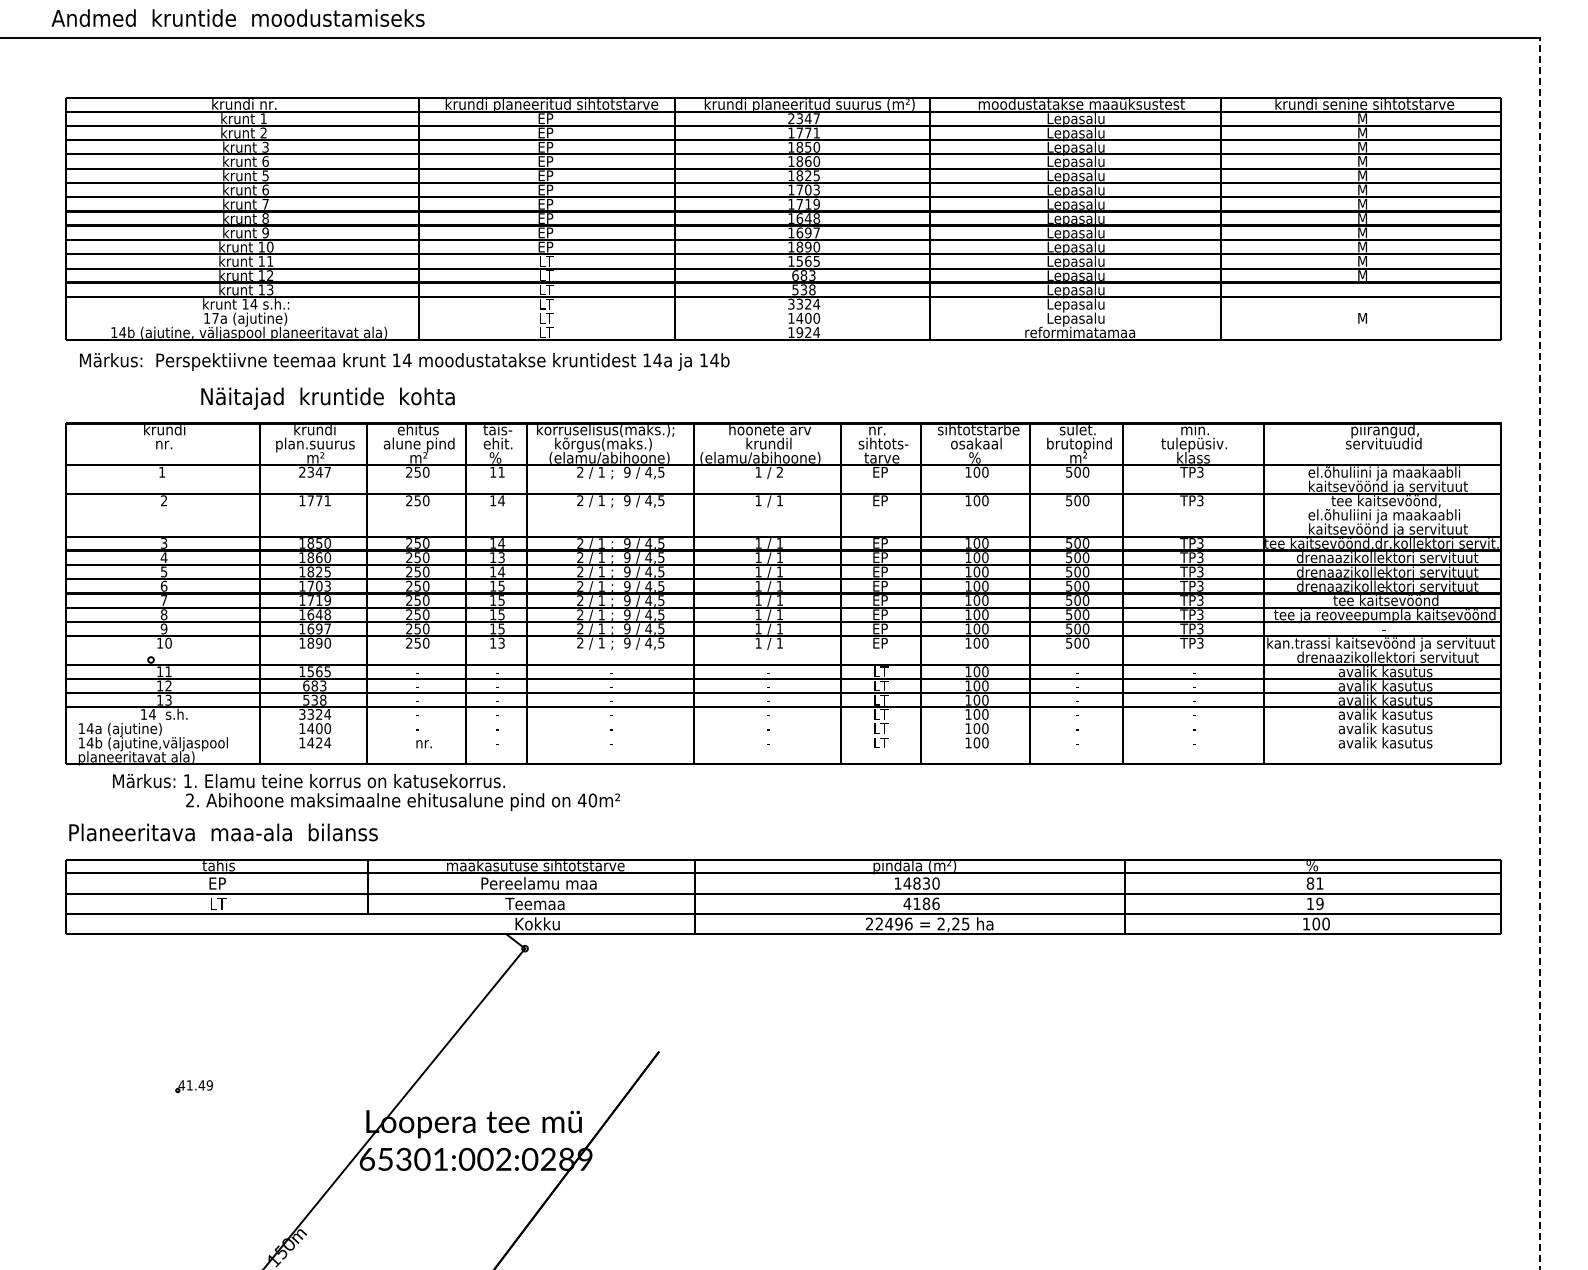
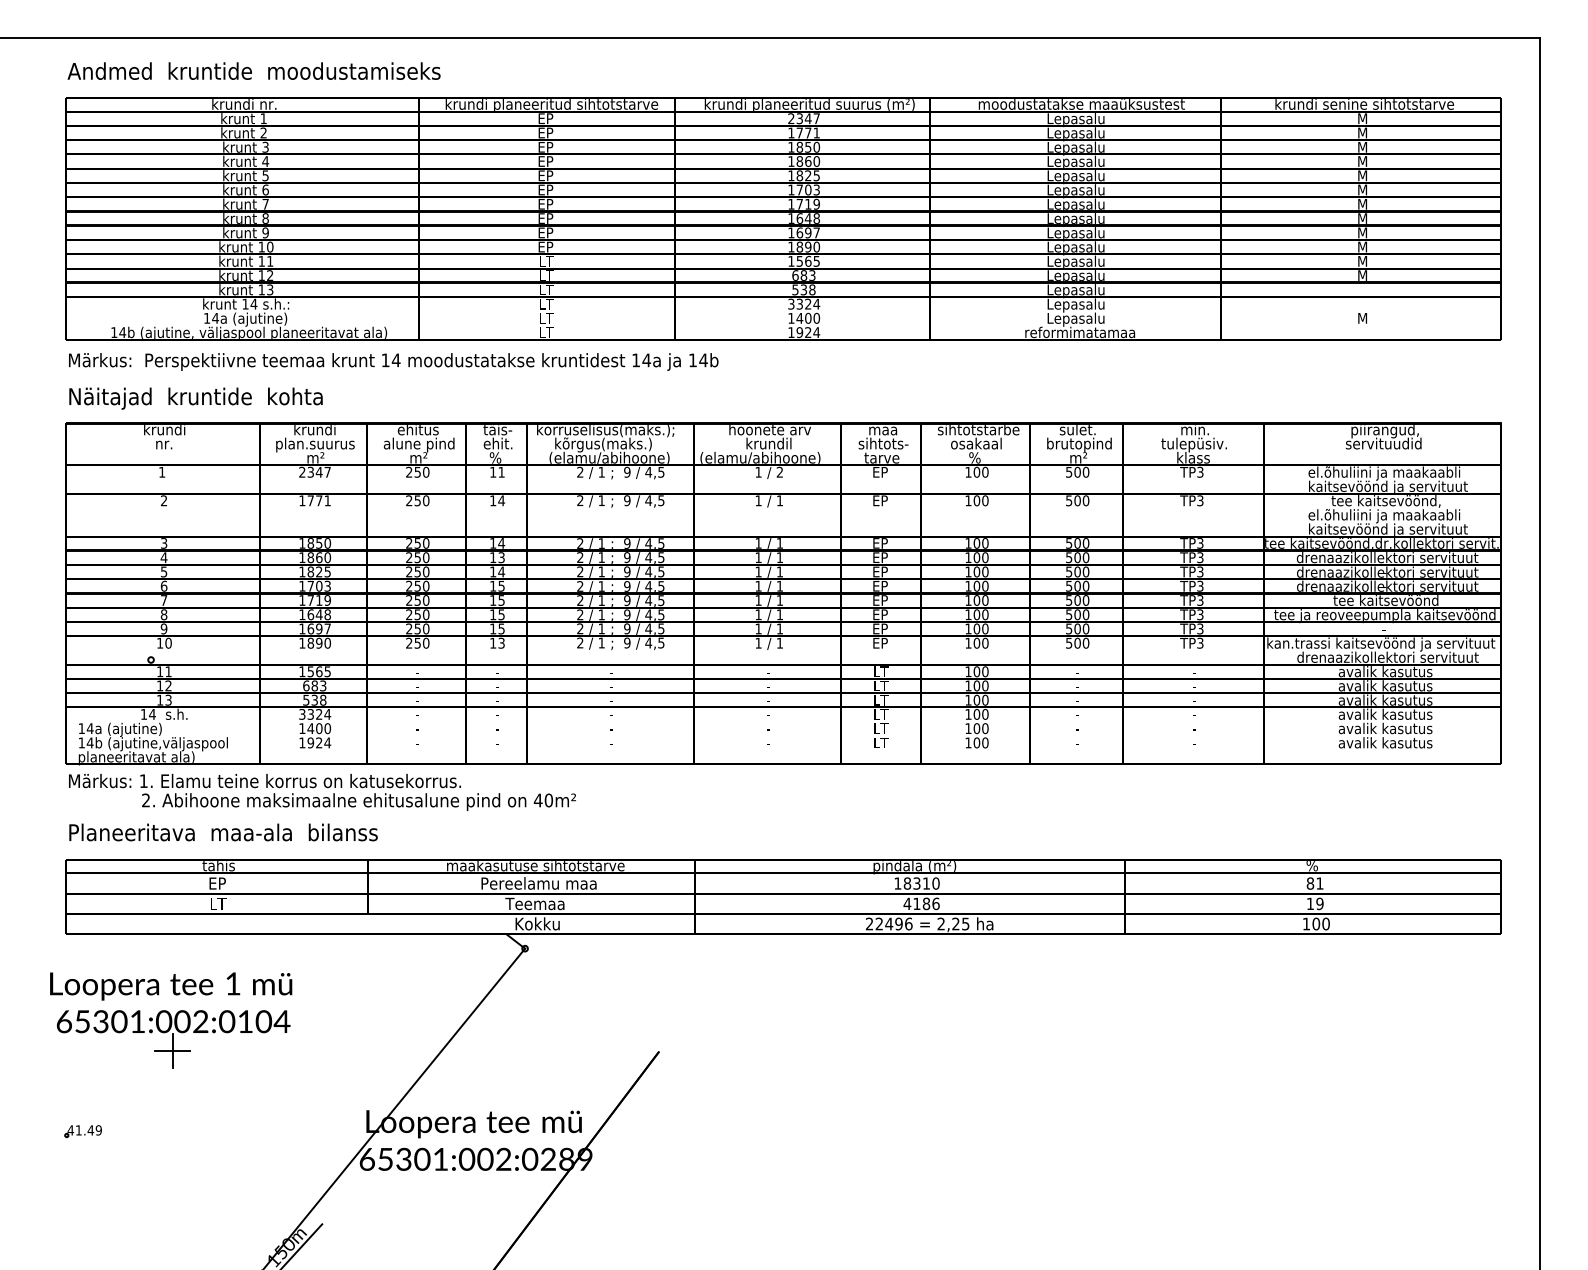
text position: (237, 17) -> (253, 70) (253, 70)
text: 6 -> 4 (265, 161)
text: 17a -> 14a (215, 318)
text position: (404, 361) -> (393, 361) (393, 361)
text position: (327, 398) -> (195, 398) (195, 398)
text: nr. -> maa (885, 430)
line: dashed -> solid (1540, 653)
text: 1424 -> 1924 (310, 742)
text: nr. -> - (423, 744)
text position: (366, 791) -> (322, 791) (322, 791)
text: 14830 -> 18310 (916, 883)
part: none -> present (171, 1020)
part position: (193, 1086) -> (82, 1131) (82, 1131)
line: none -> present (302, 1245)
